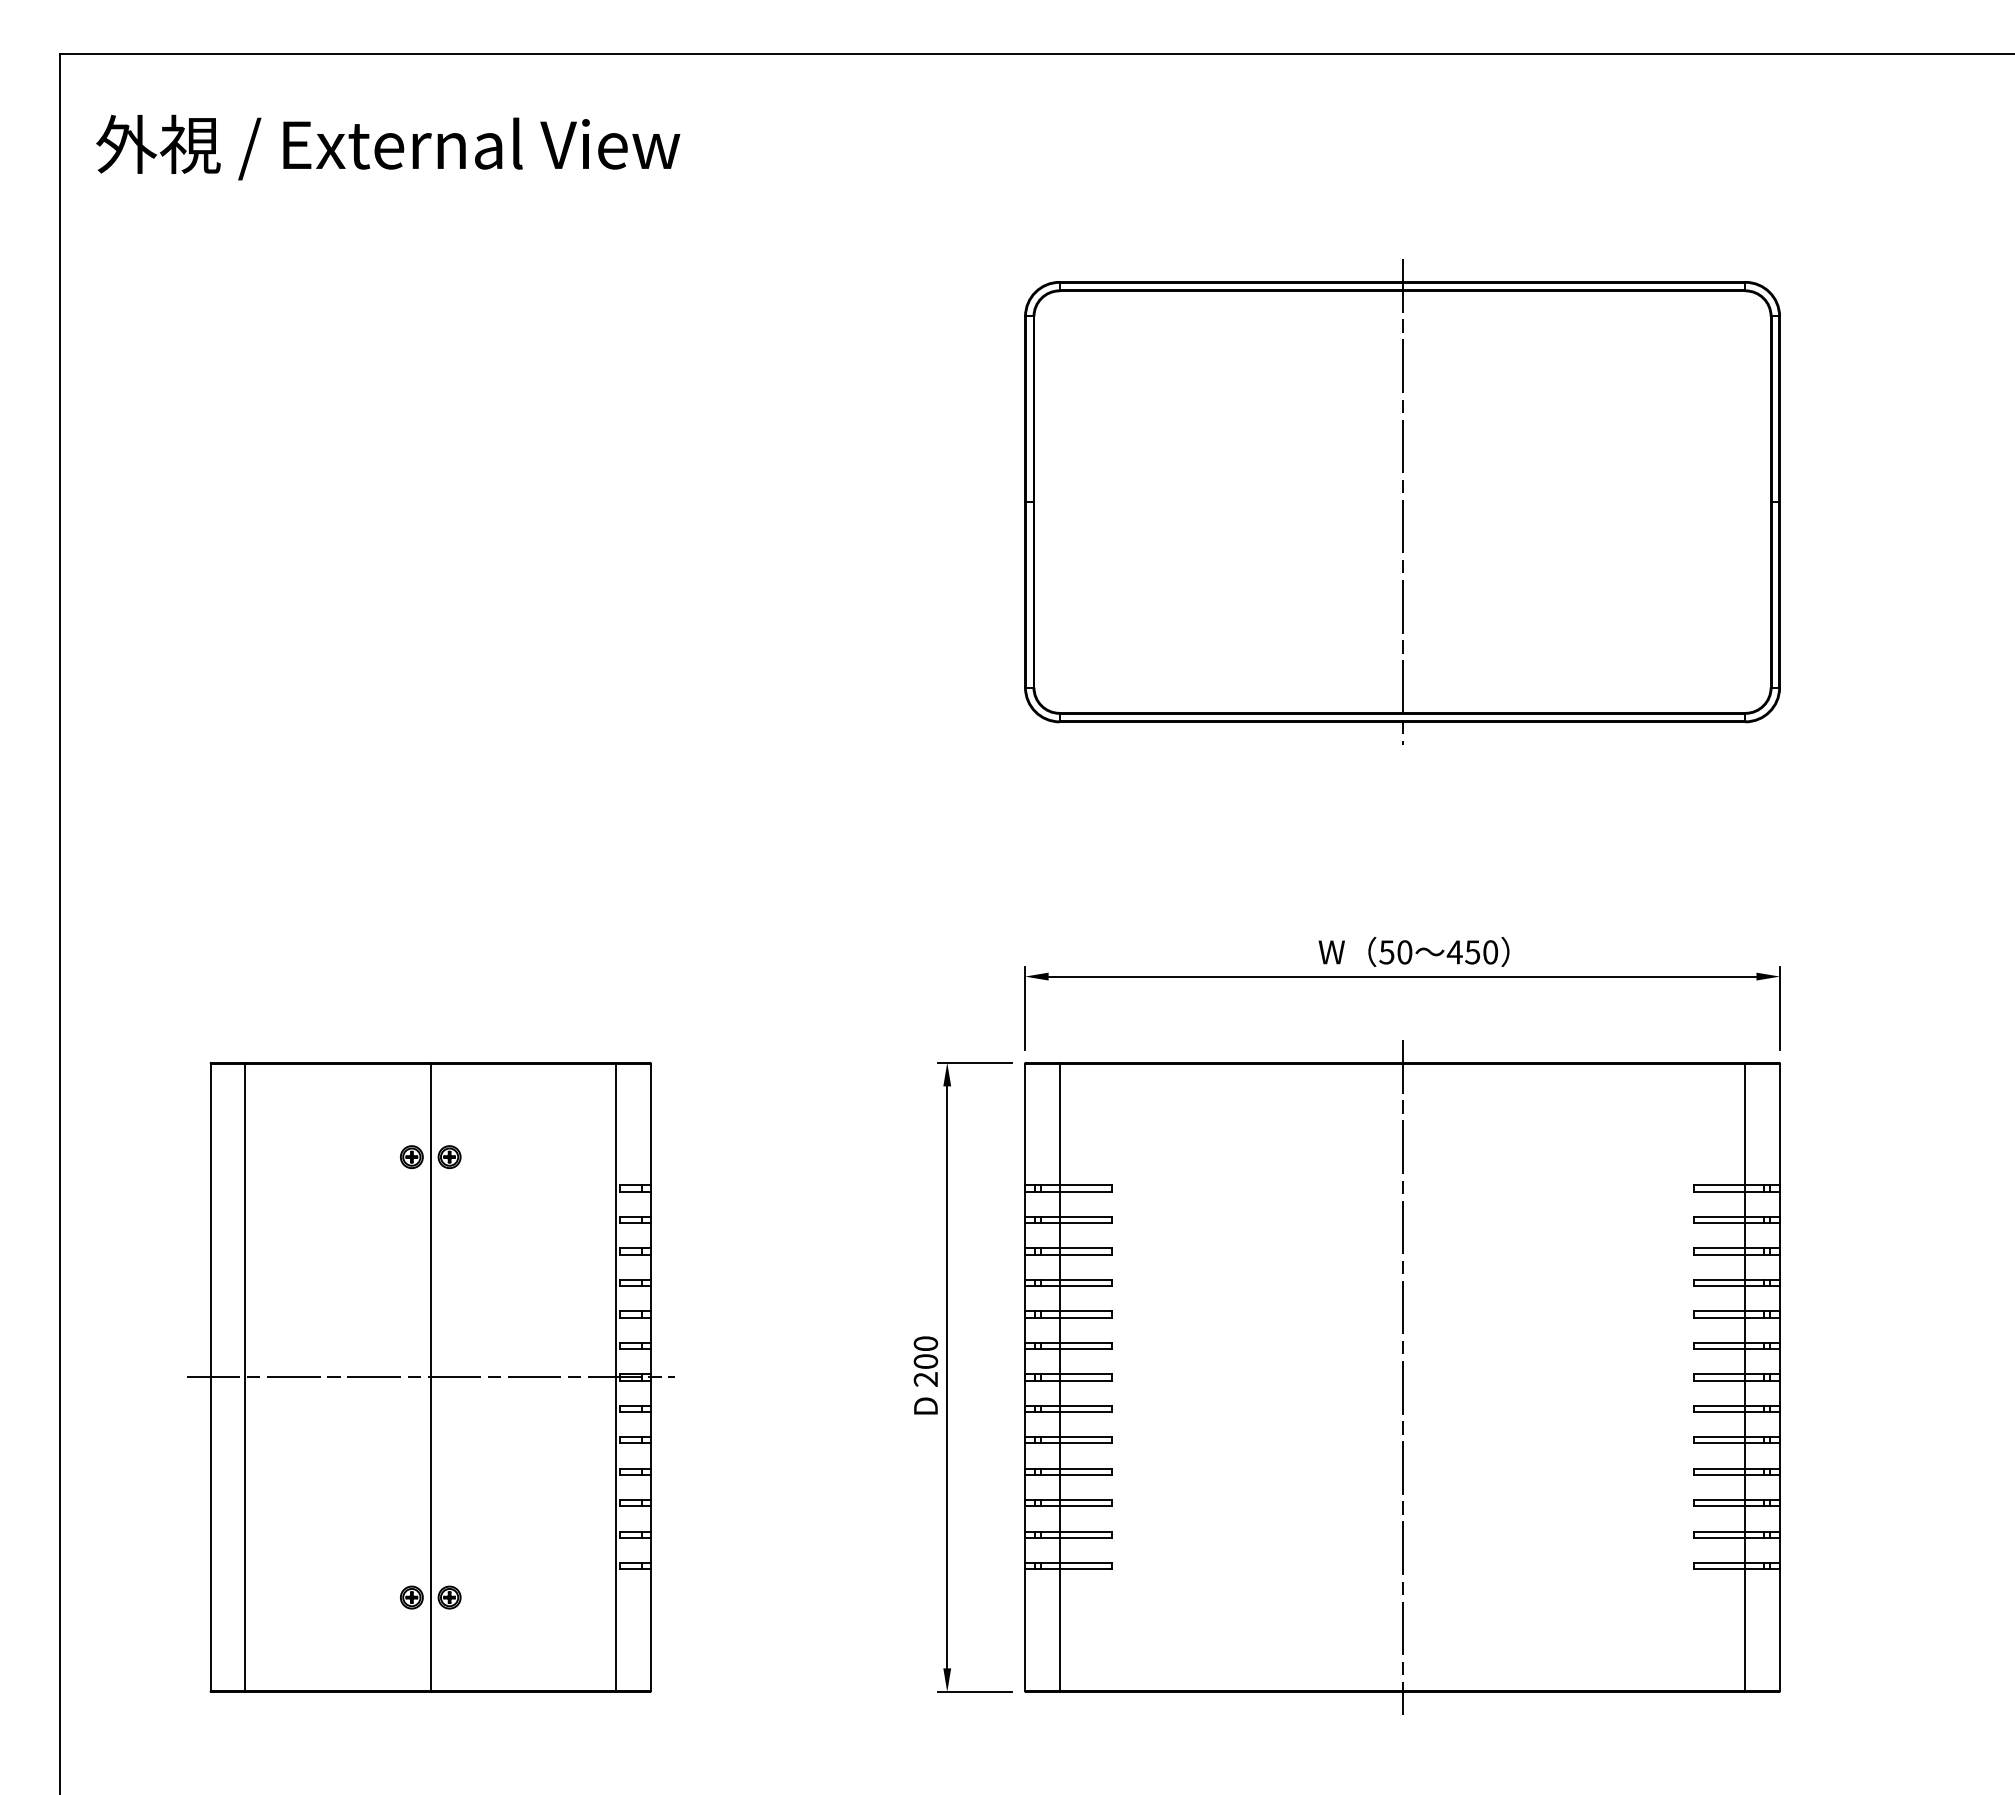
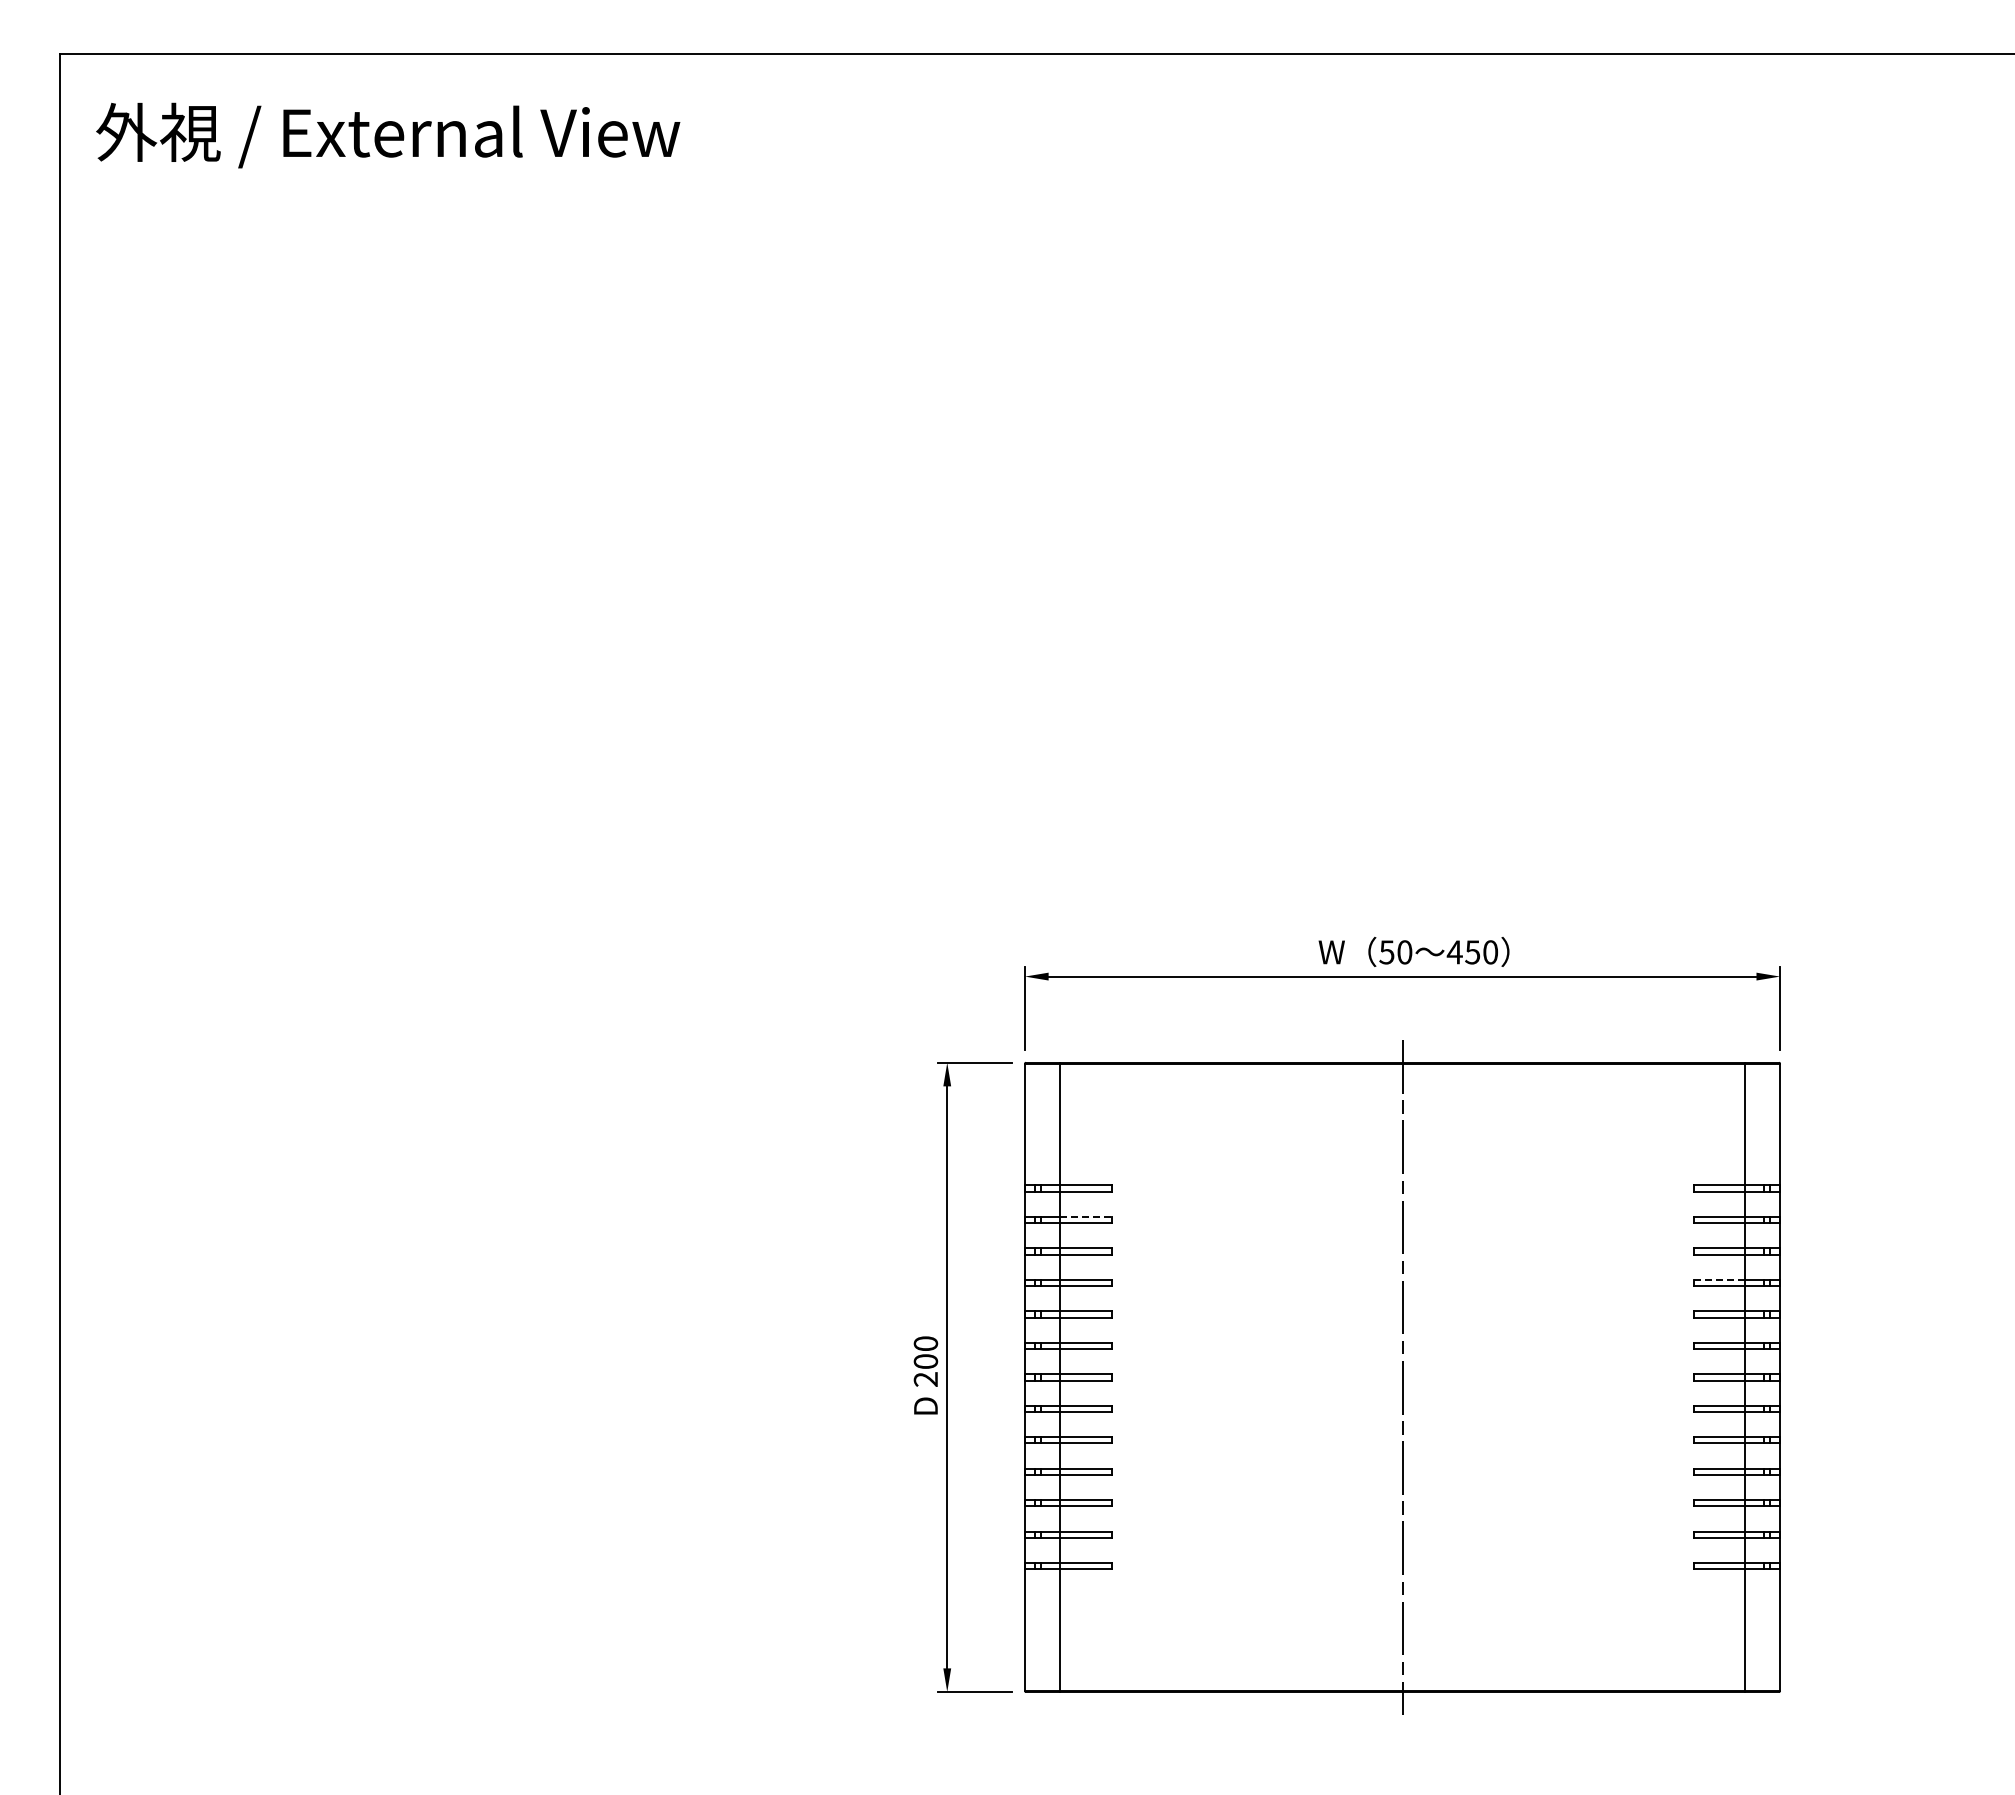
text position: (388, 147) -> (388, 135) (388, 135)
part: present -> none (1402, 501)
line: solid -> dashed (1085, 1216)
line: solid -> dashed (1719, 1279)
part: present -> none (430, 1377)
